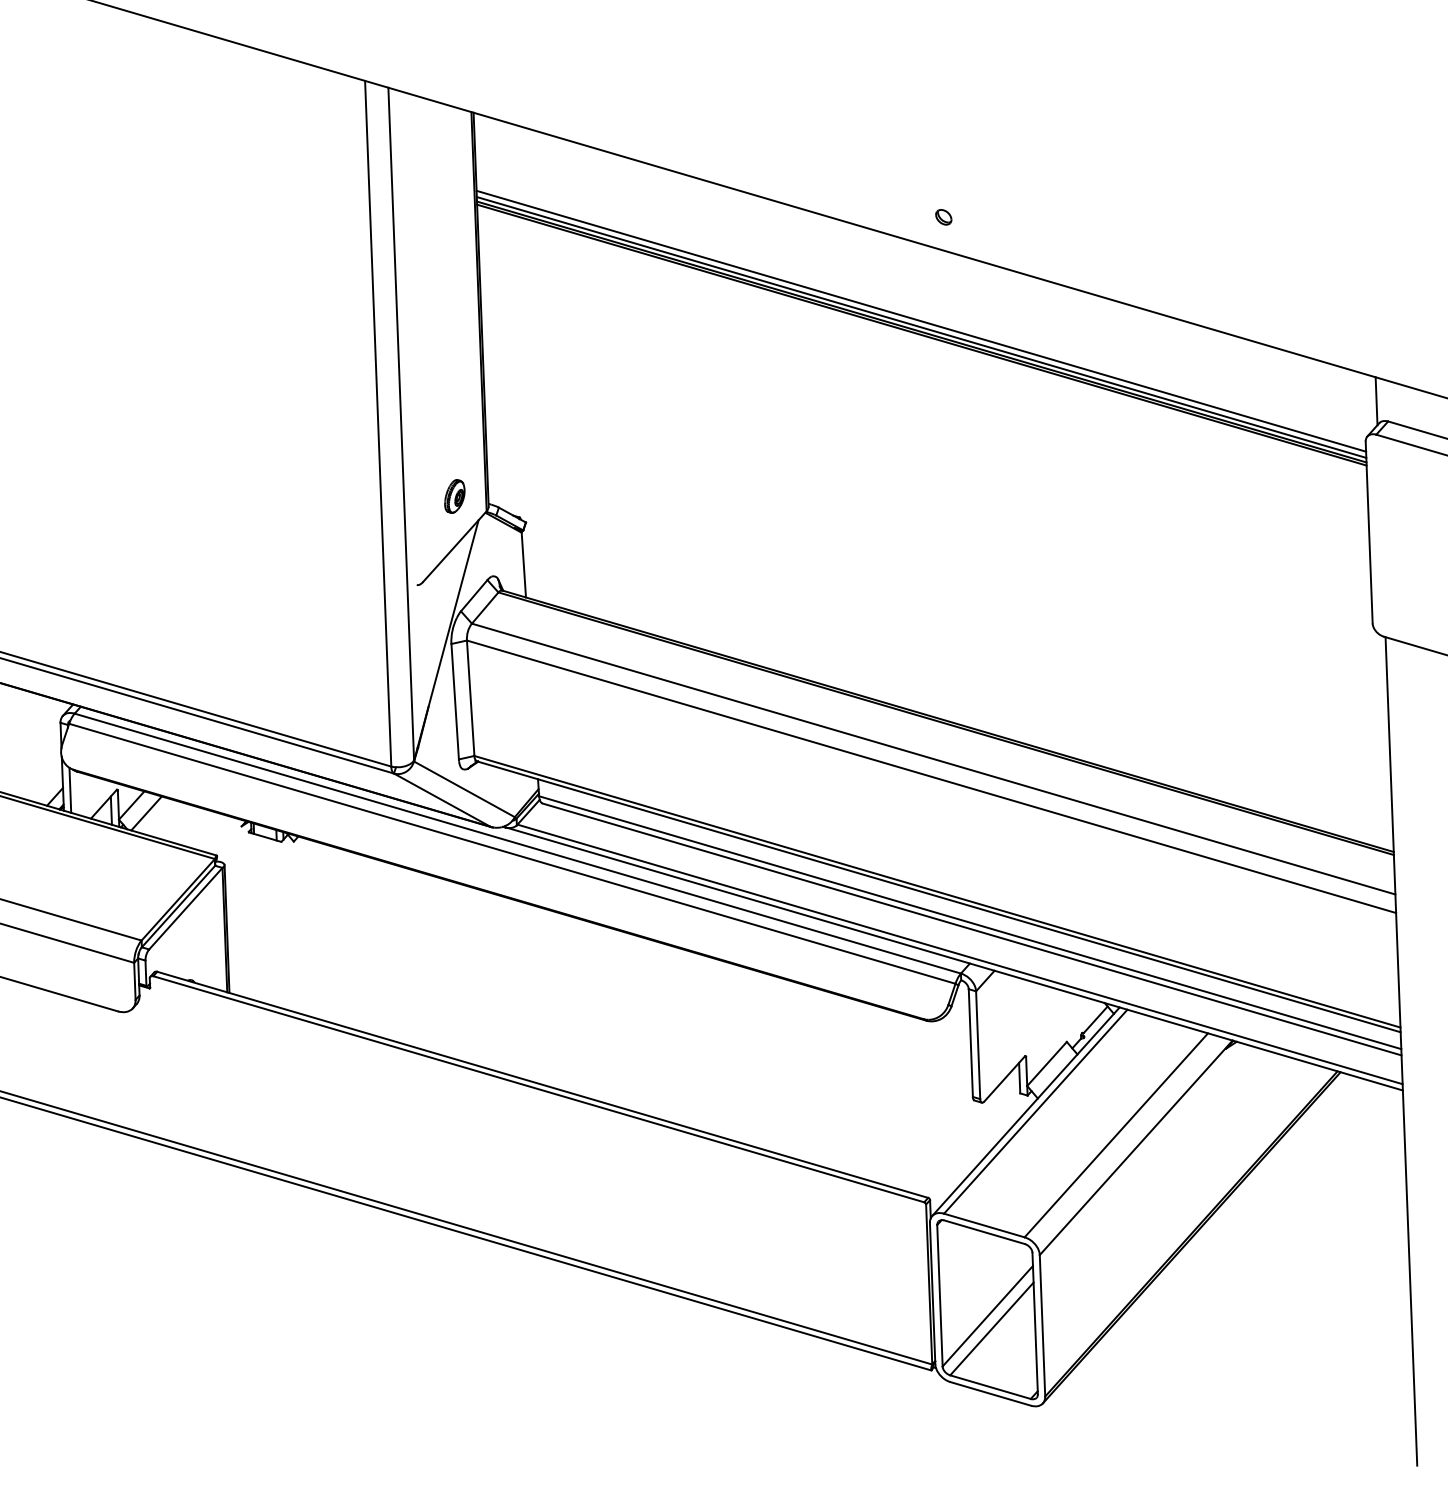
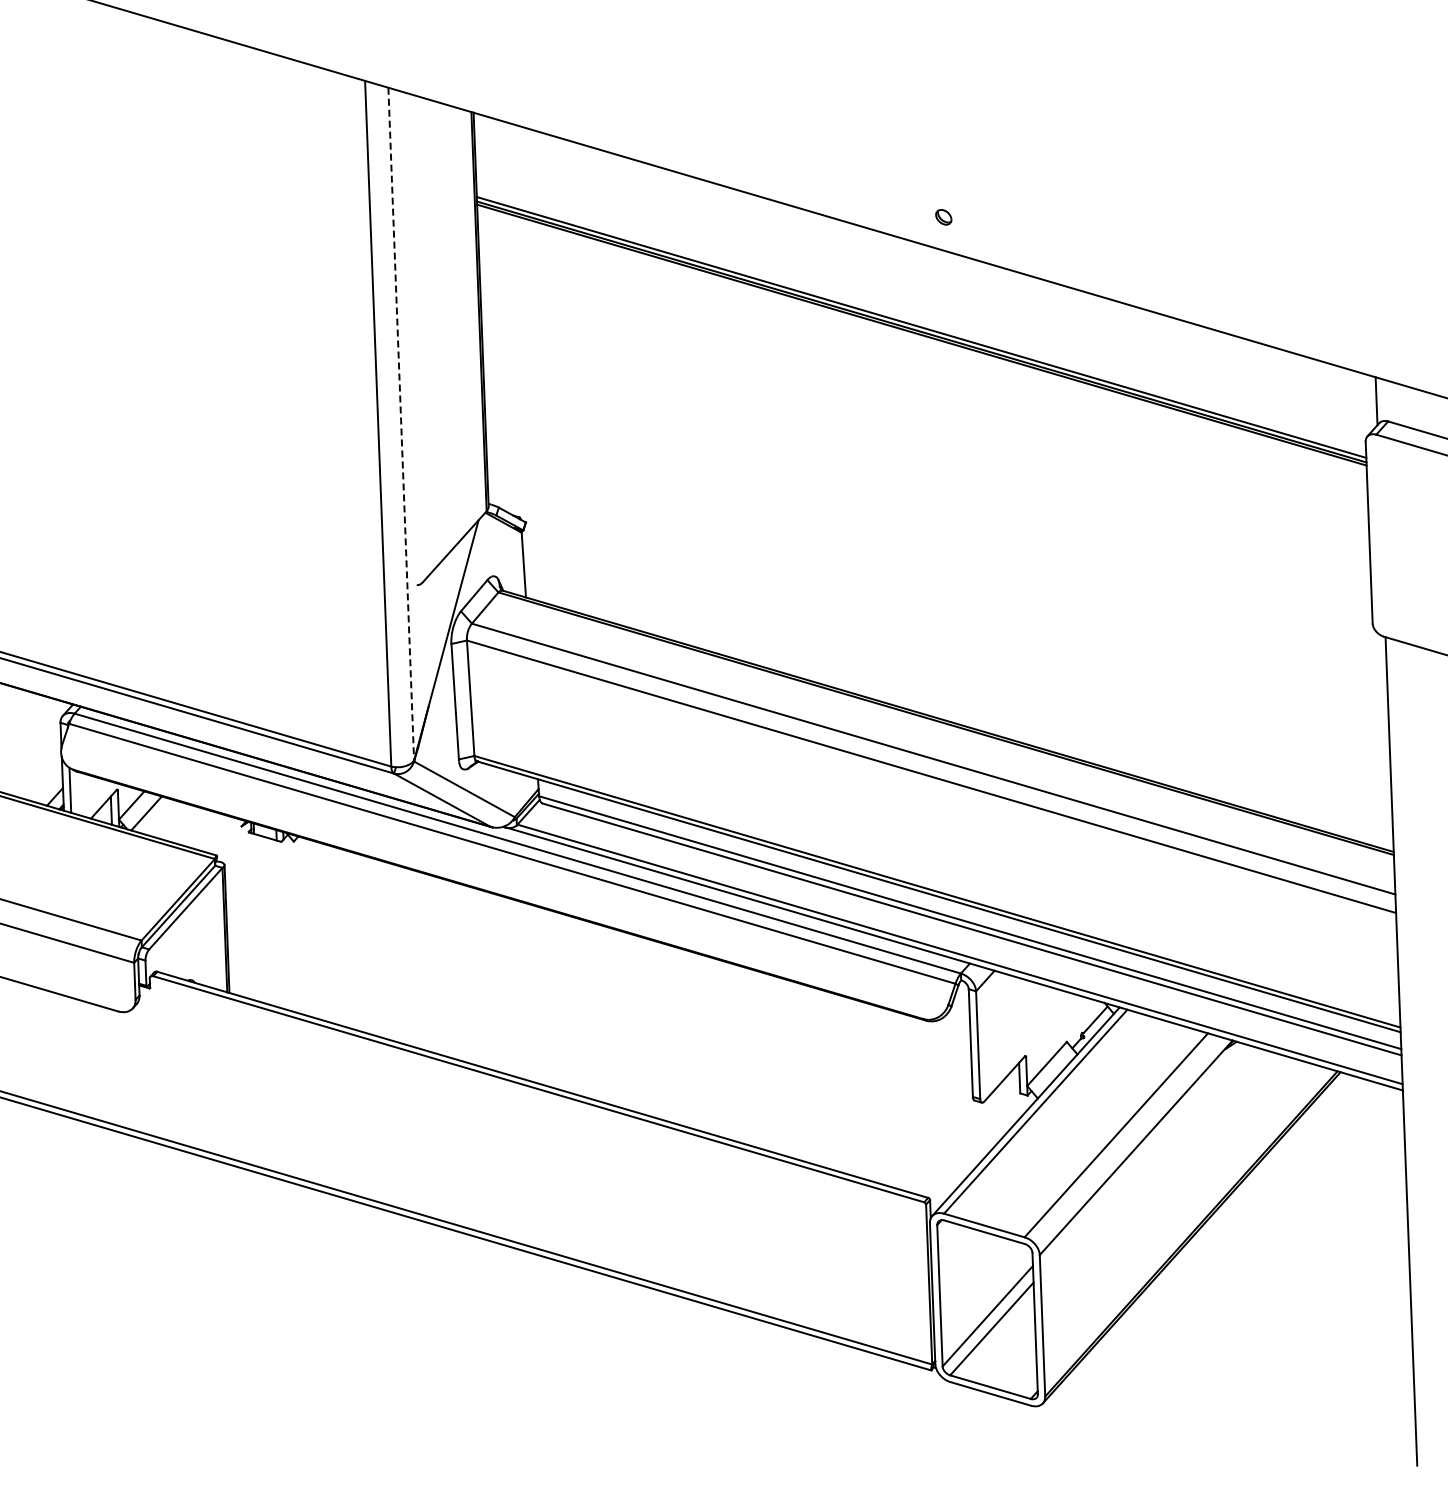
line: present -> none (921, 320)
line: solid -> dashed (401, 424)
part: present -> none (454, 496)
